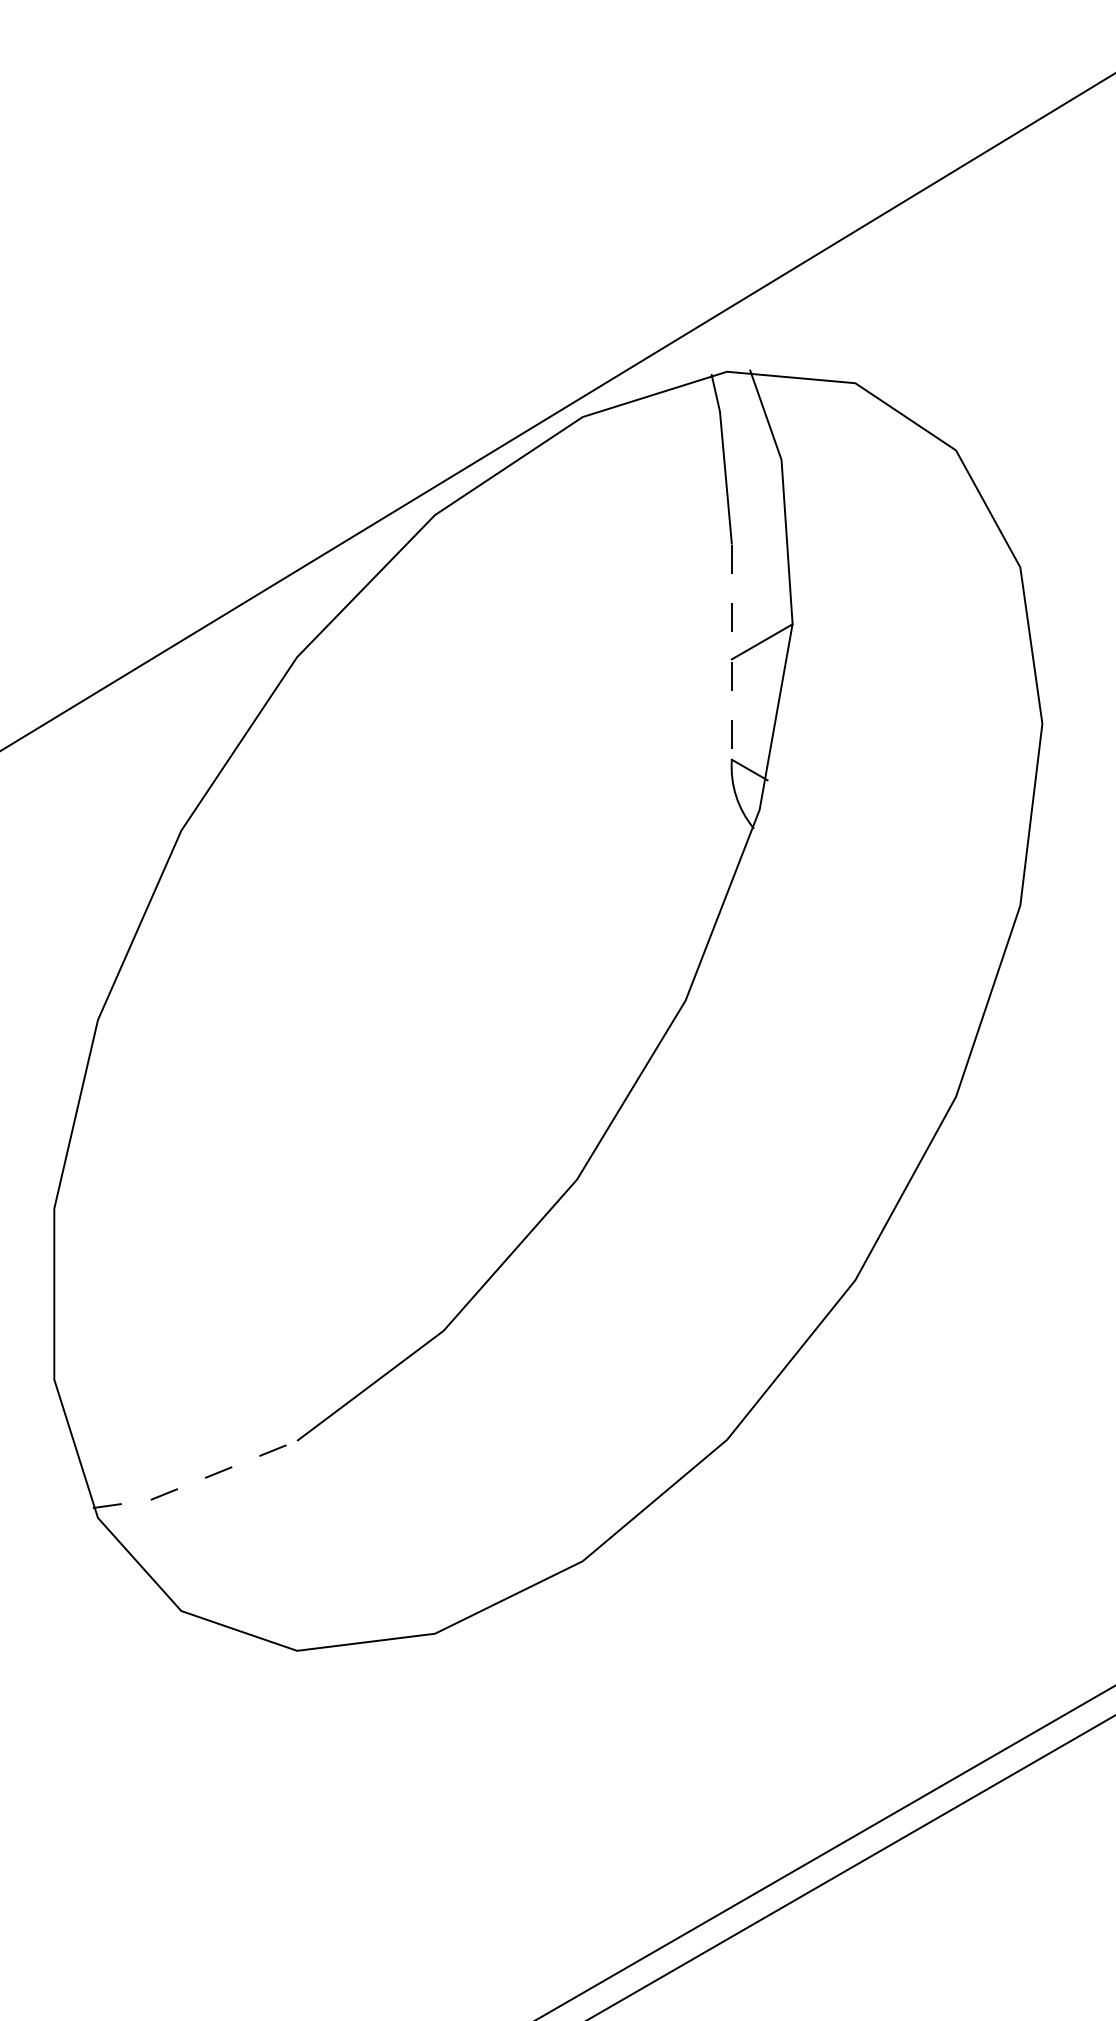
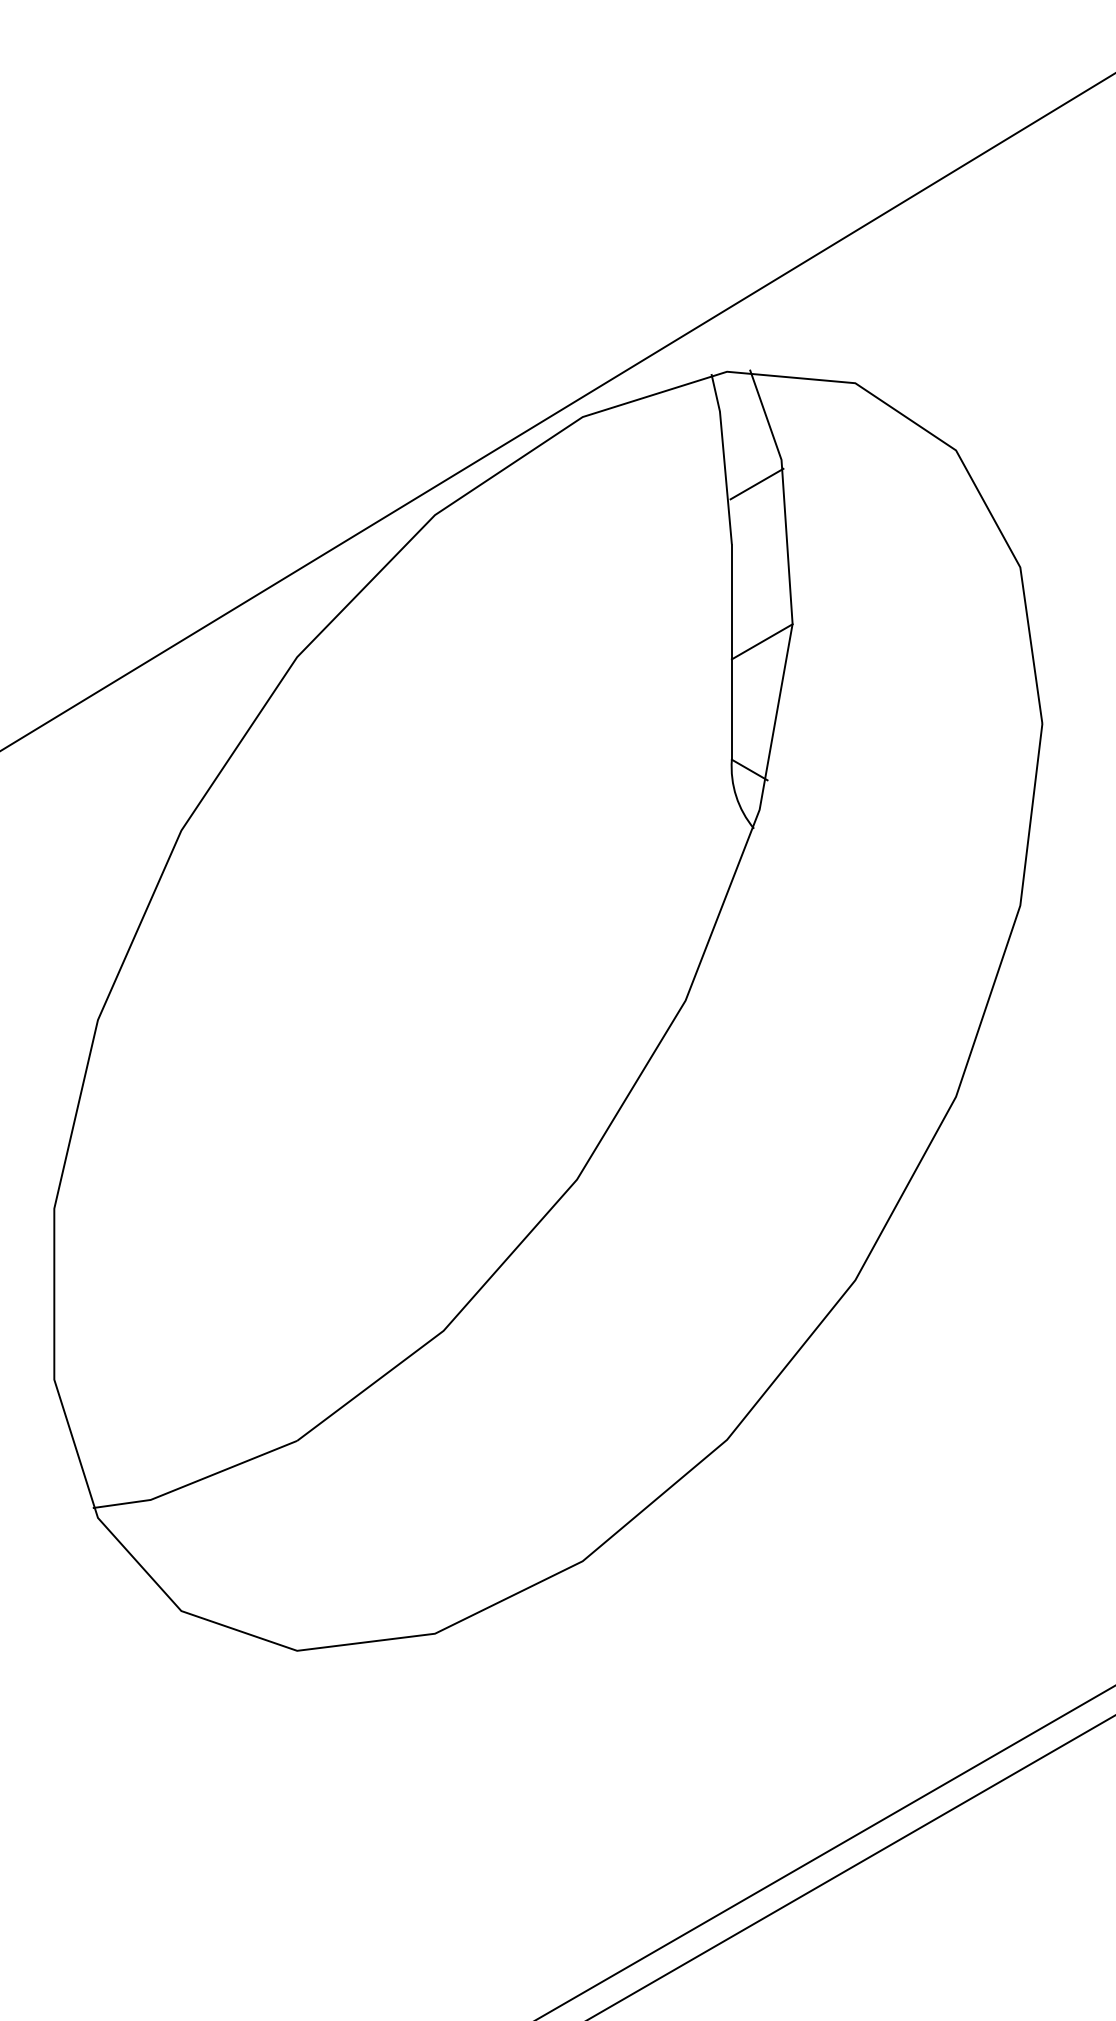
line: none -> present (756, 483)
line: dashed -> solid (731, 652)
line: dashed -> solid (196, 1481)
